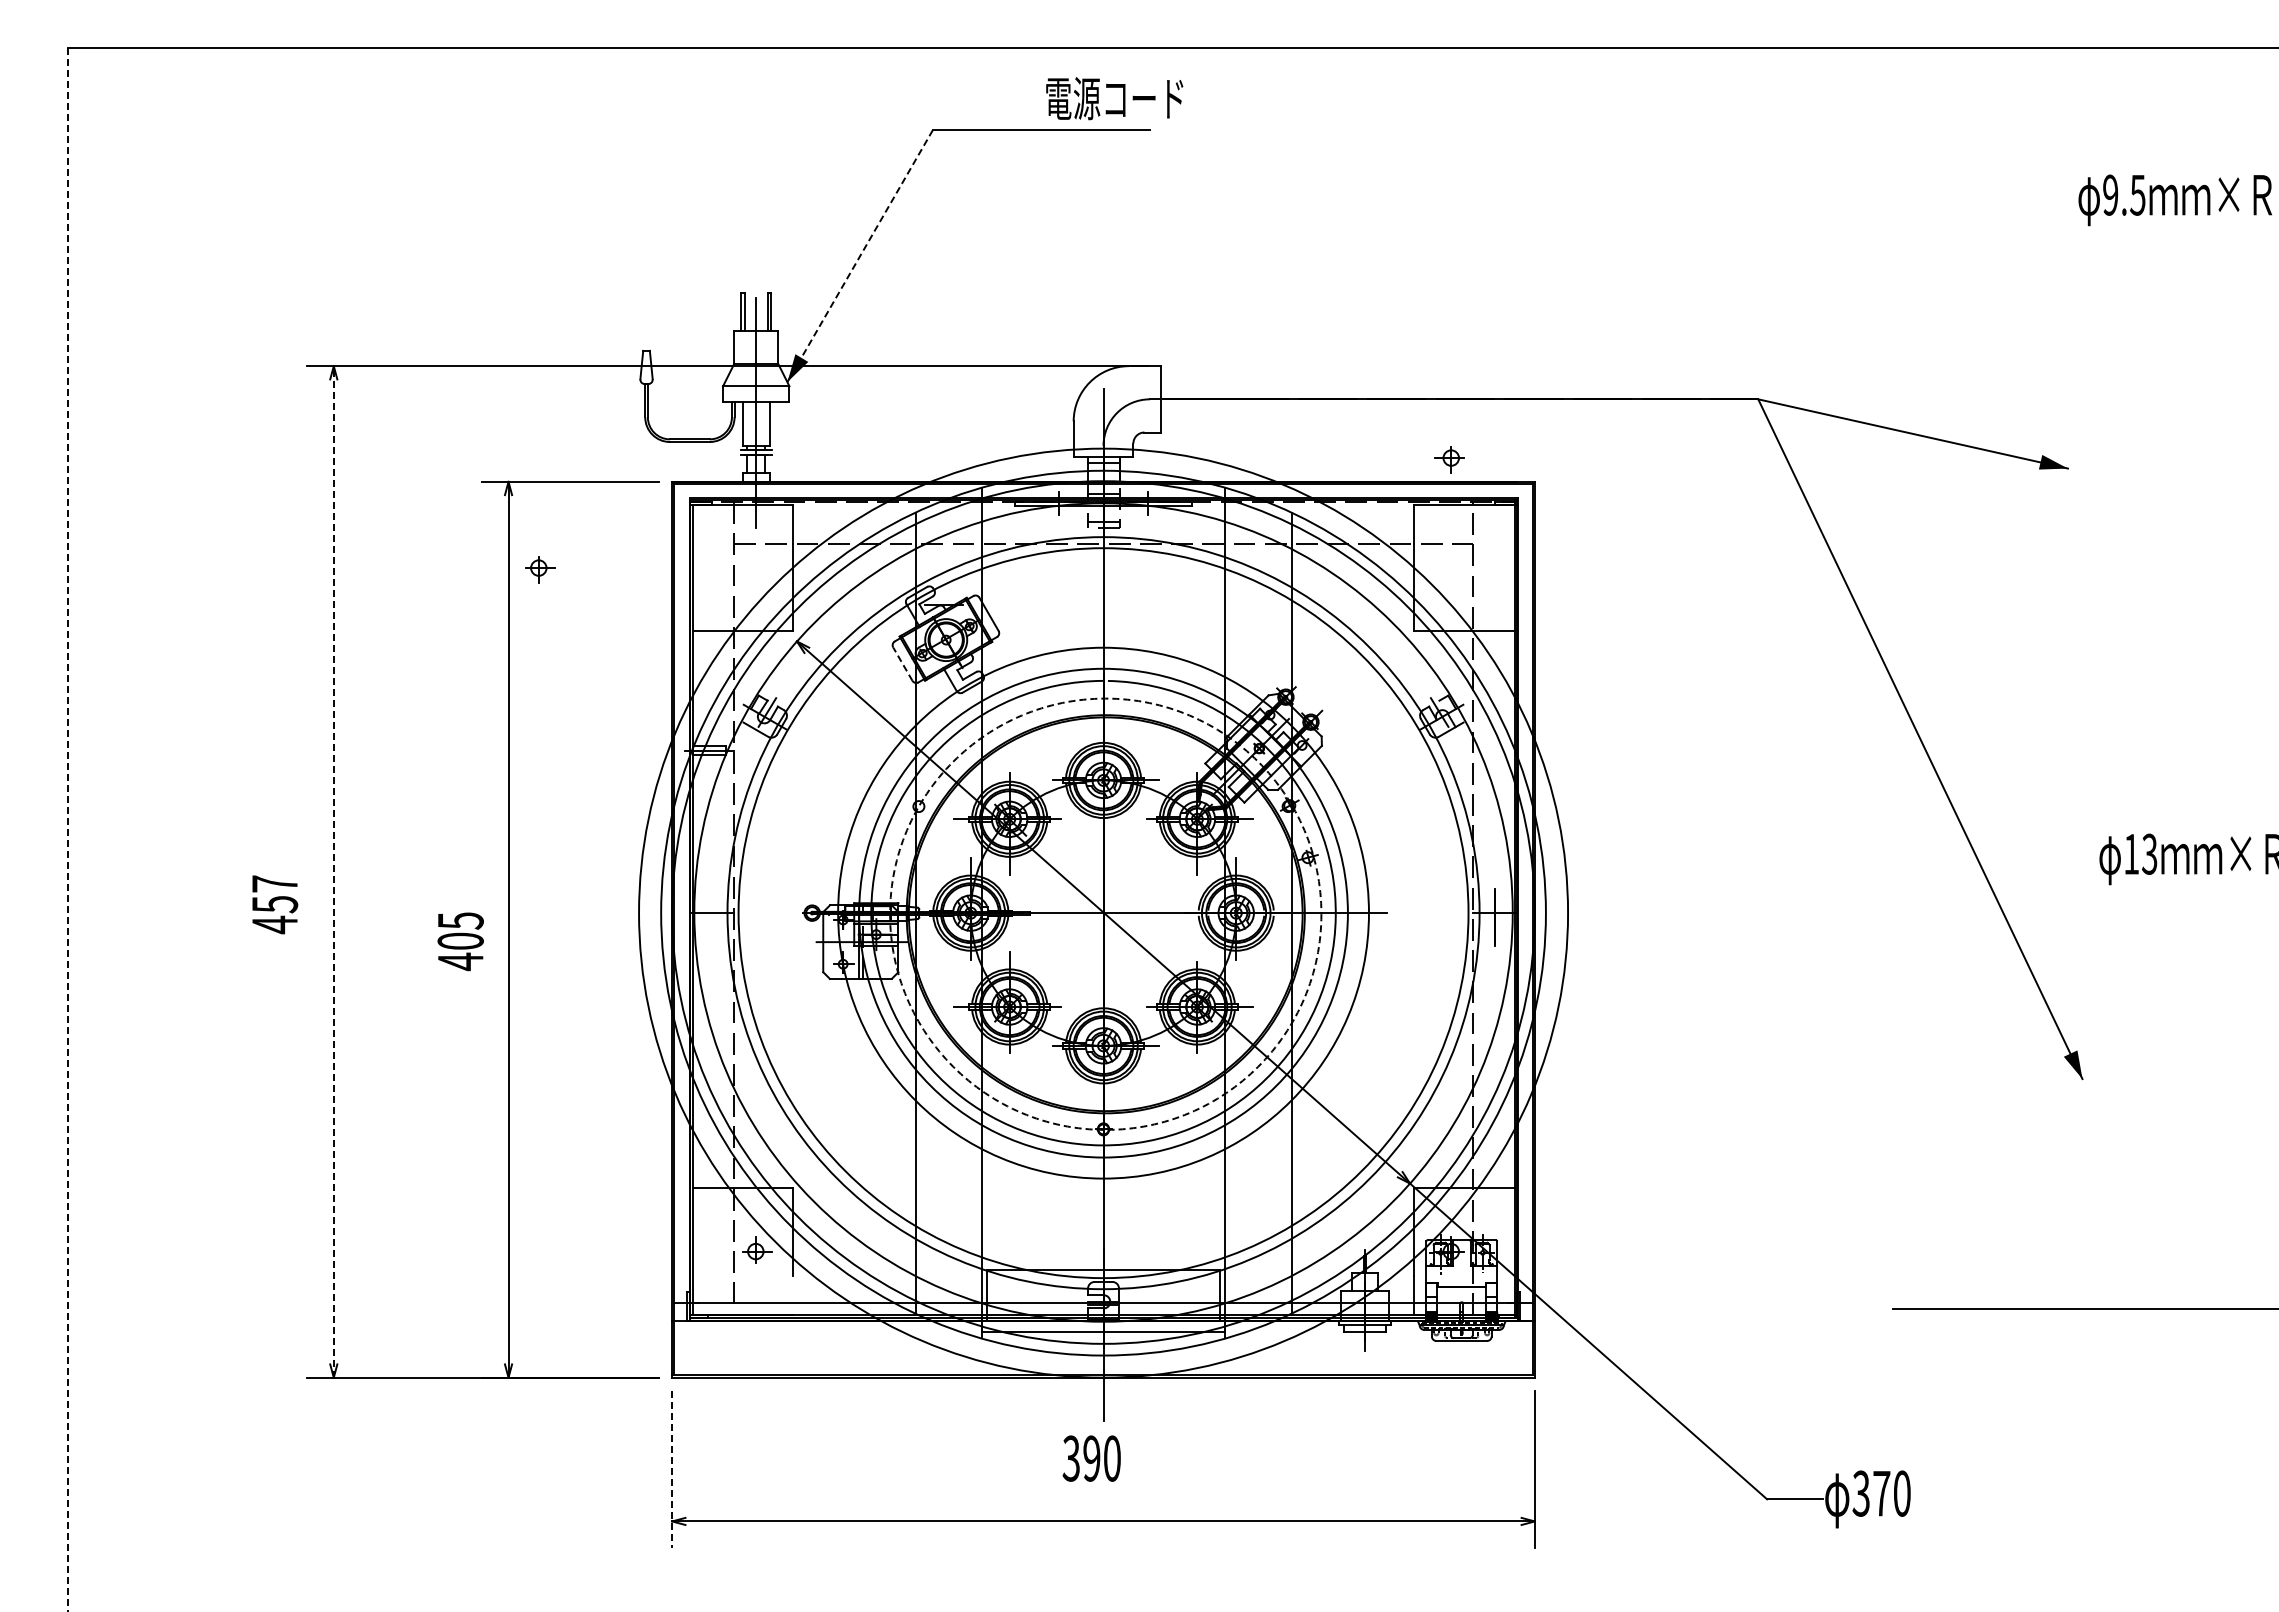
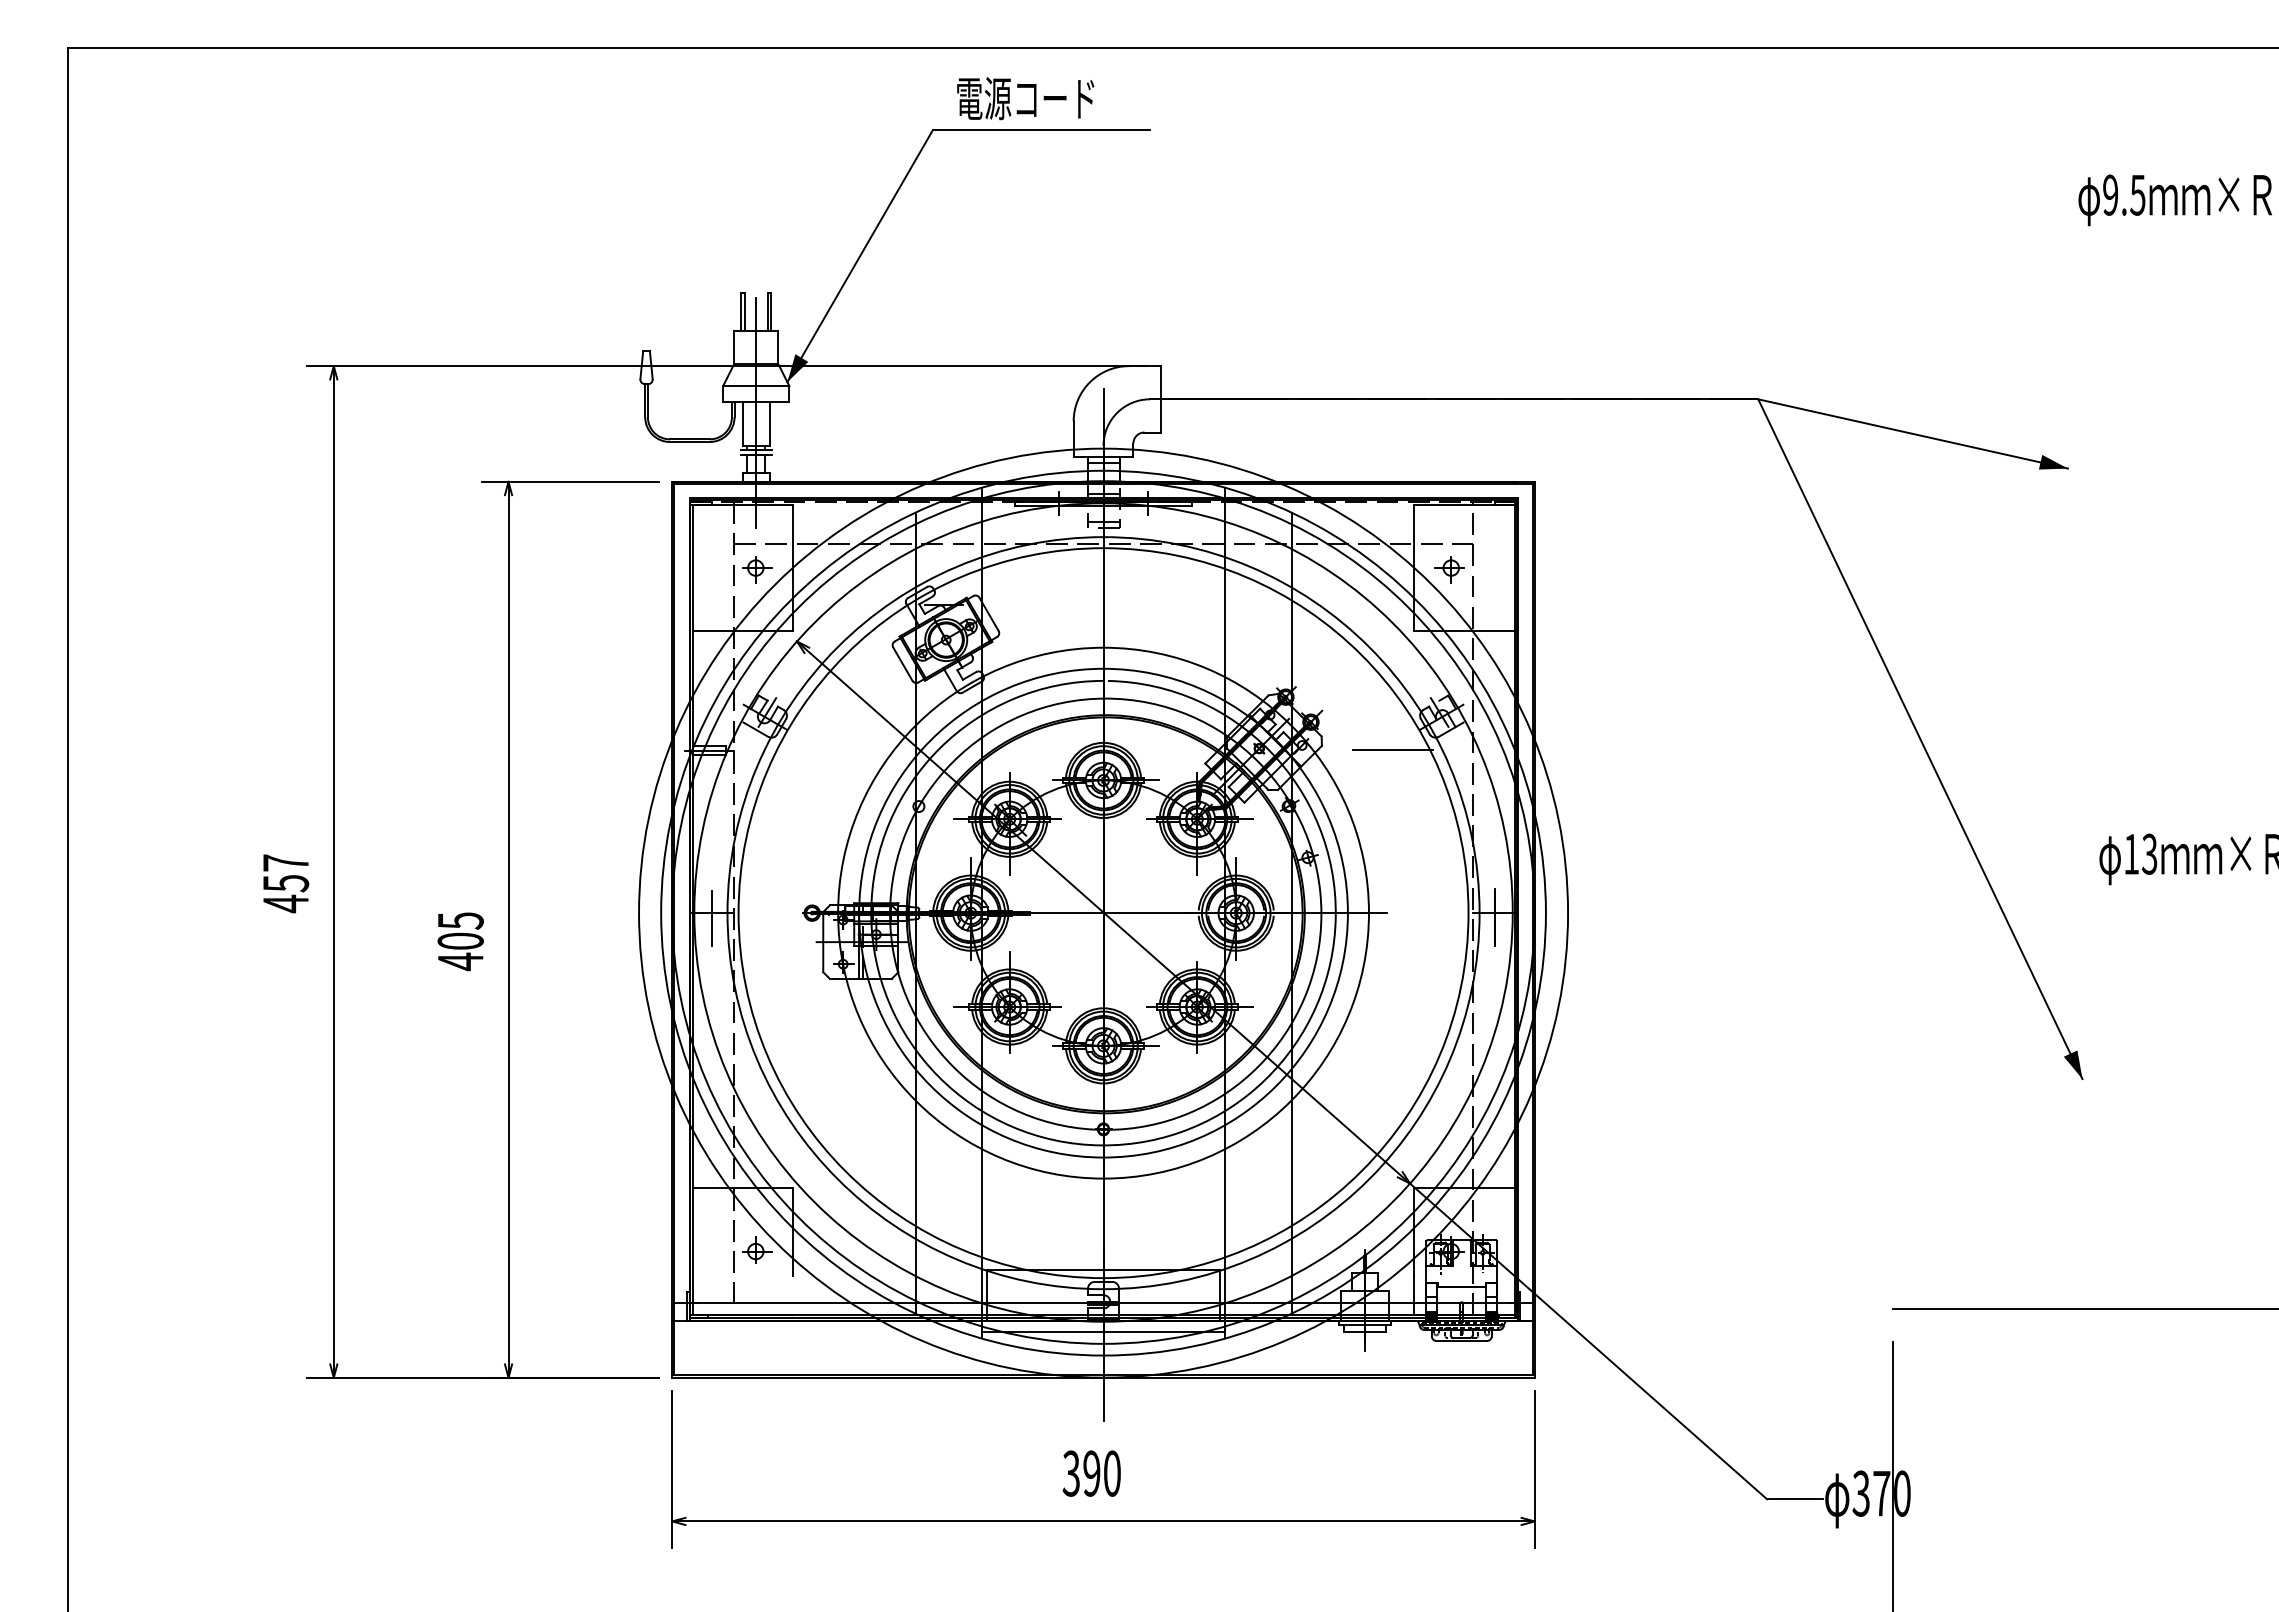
text position: (1114, 98) -> (1025, 98) (1025, 98)
line: dashed -> solid (860, 256)
part position: (1449, 459) -> (1449, 569) (1449, 569)
part position: (540, 569) -> (757, 569) (757, 569)
line: dashed -> solid (902, 663)
line: none -> present (1393, 749)
line: dashed -> solid (68, 830)
line: dashed -> solid (333, 871)
text position: (275, 904) -> (286, 883) (286, 883)
circle: dashed -> solid (1105, 913)
line: none -> present (712, 918)
text position: (1091, 1458) -> (1091, 1473) (1091, 1473)
line: dashed -> solid (672, 1469)
line: none -> present (1893, 1475)
